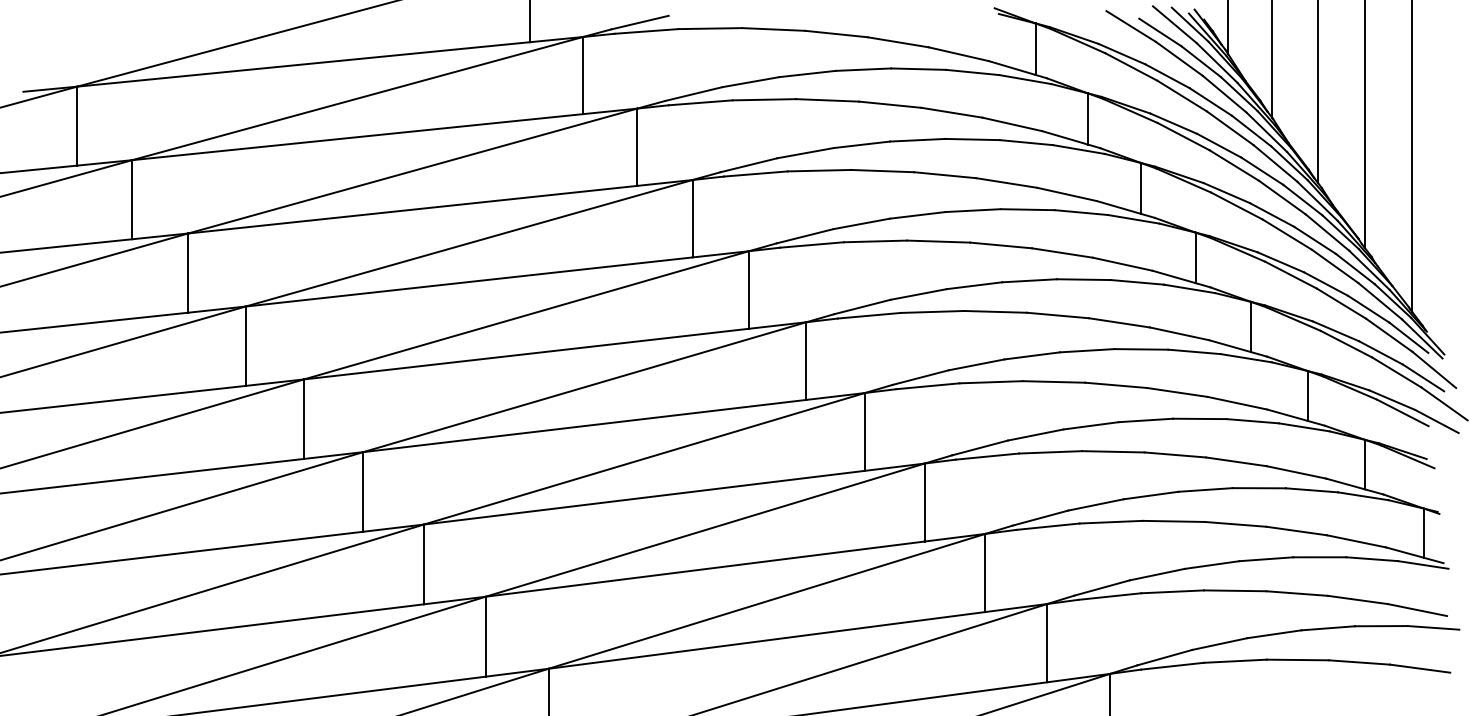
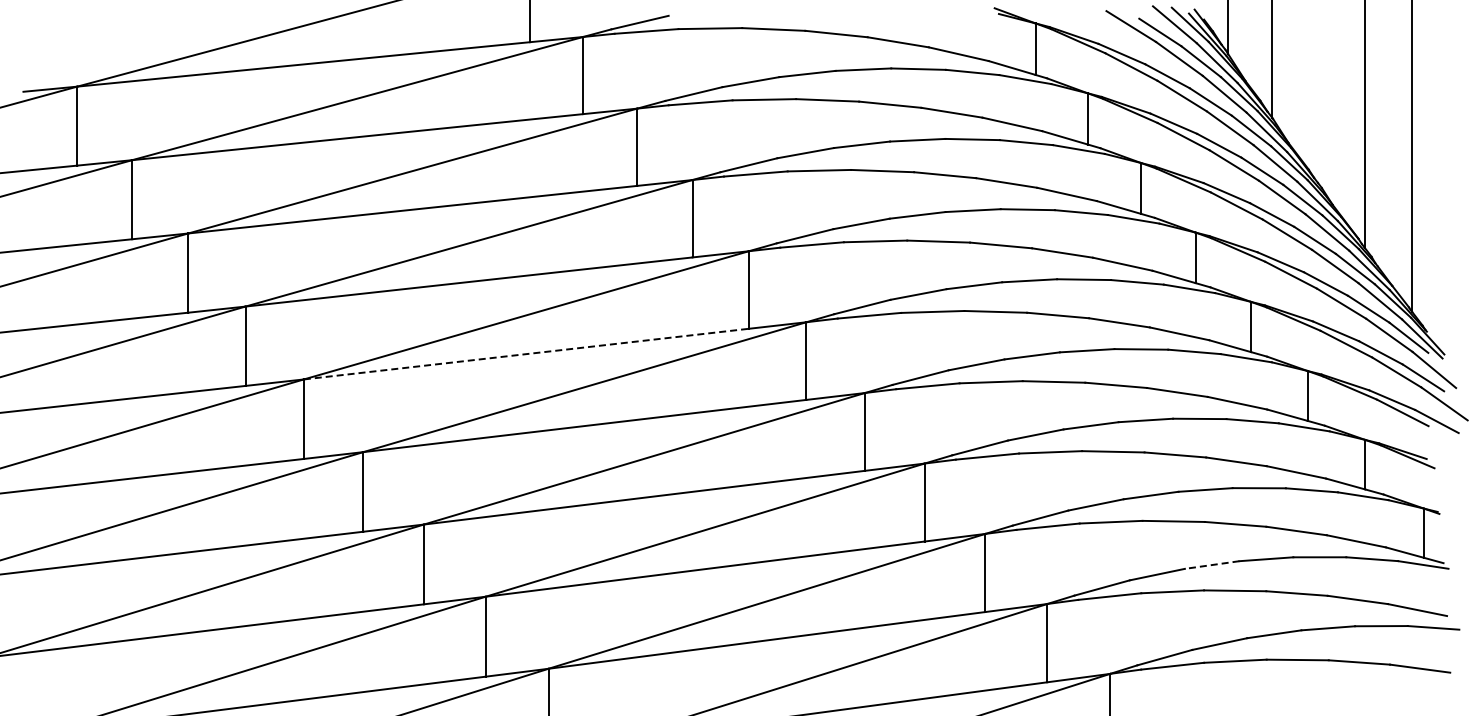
line: present -> none (1317, 92)
line: solid -> dashed (526, 354)
line: solid -> dashed (1212, 565)
